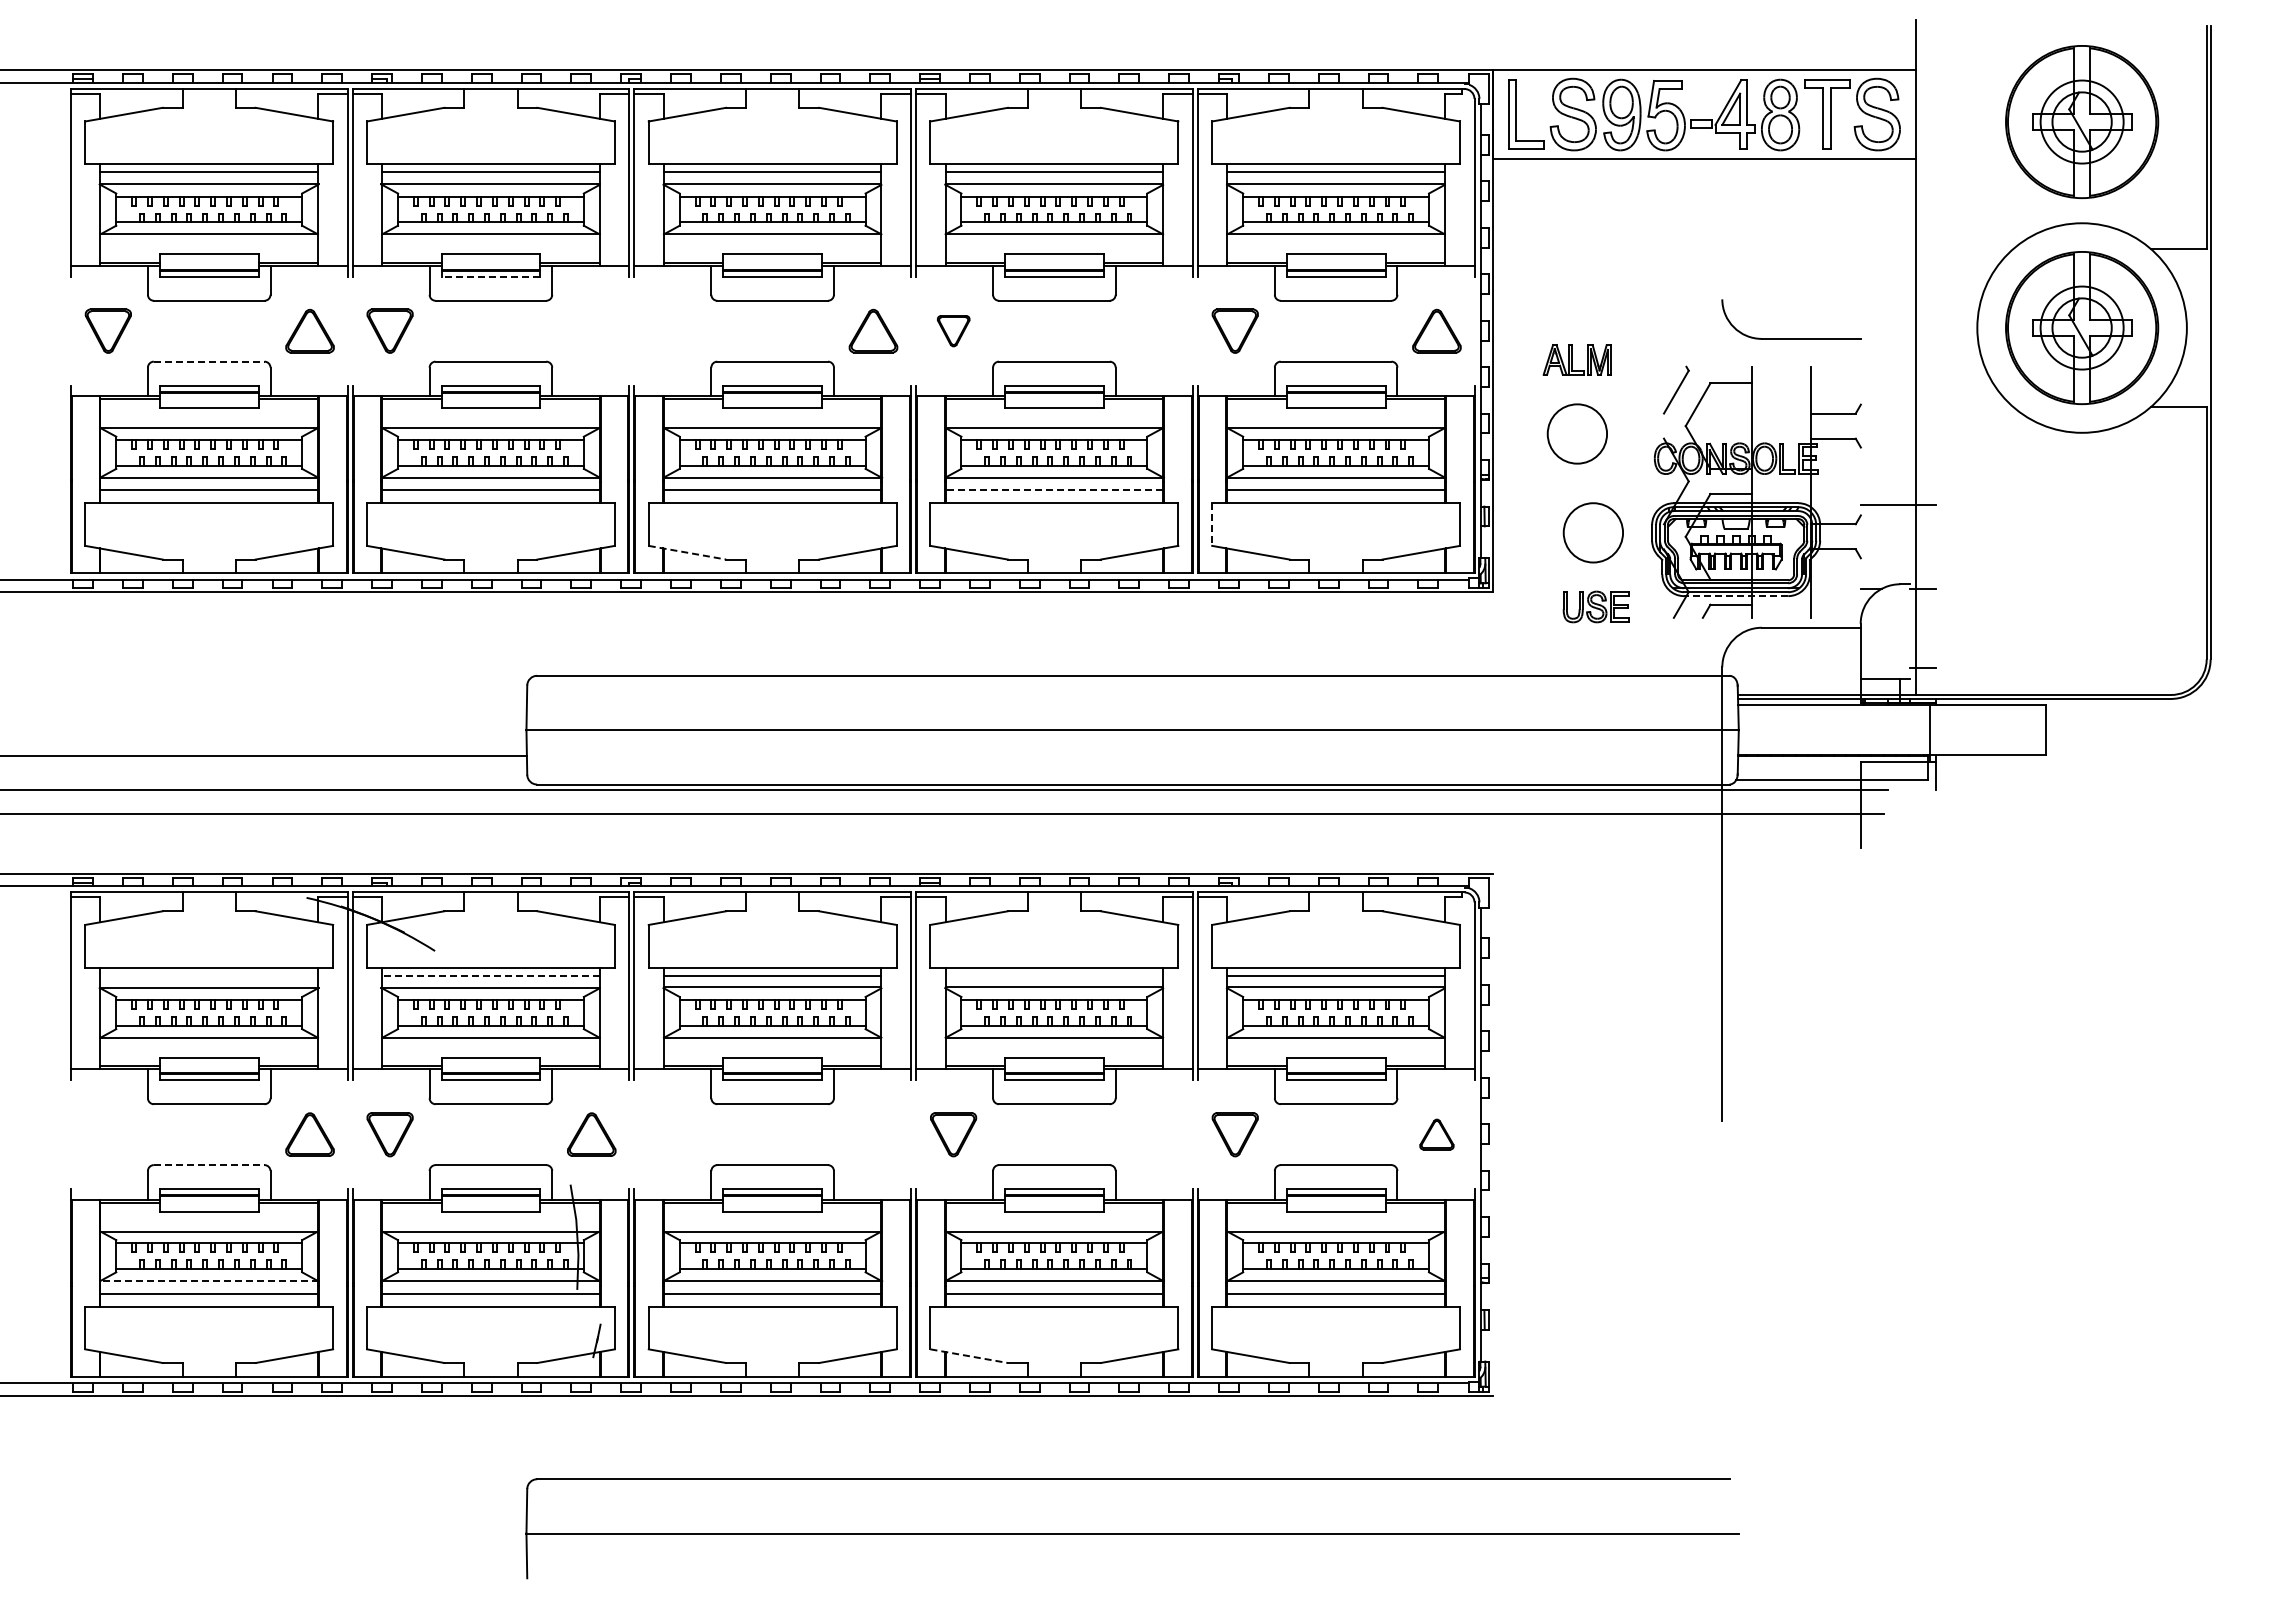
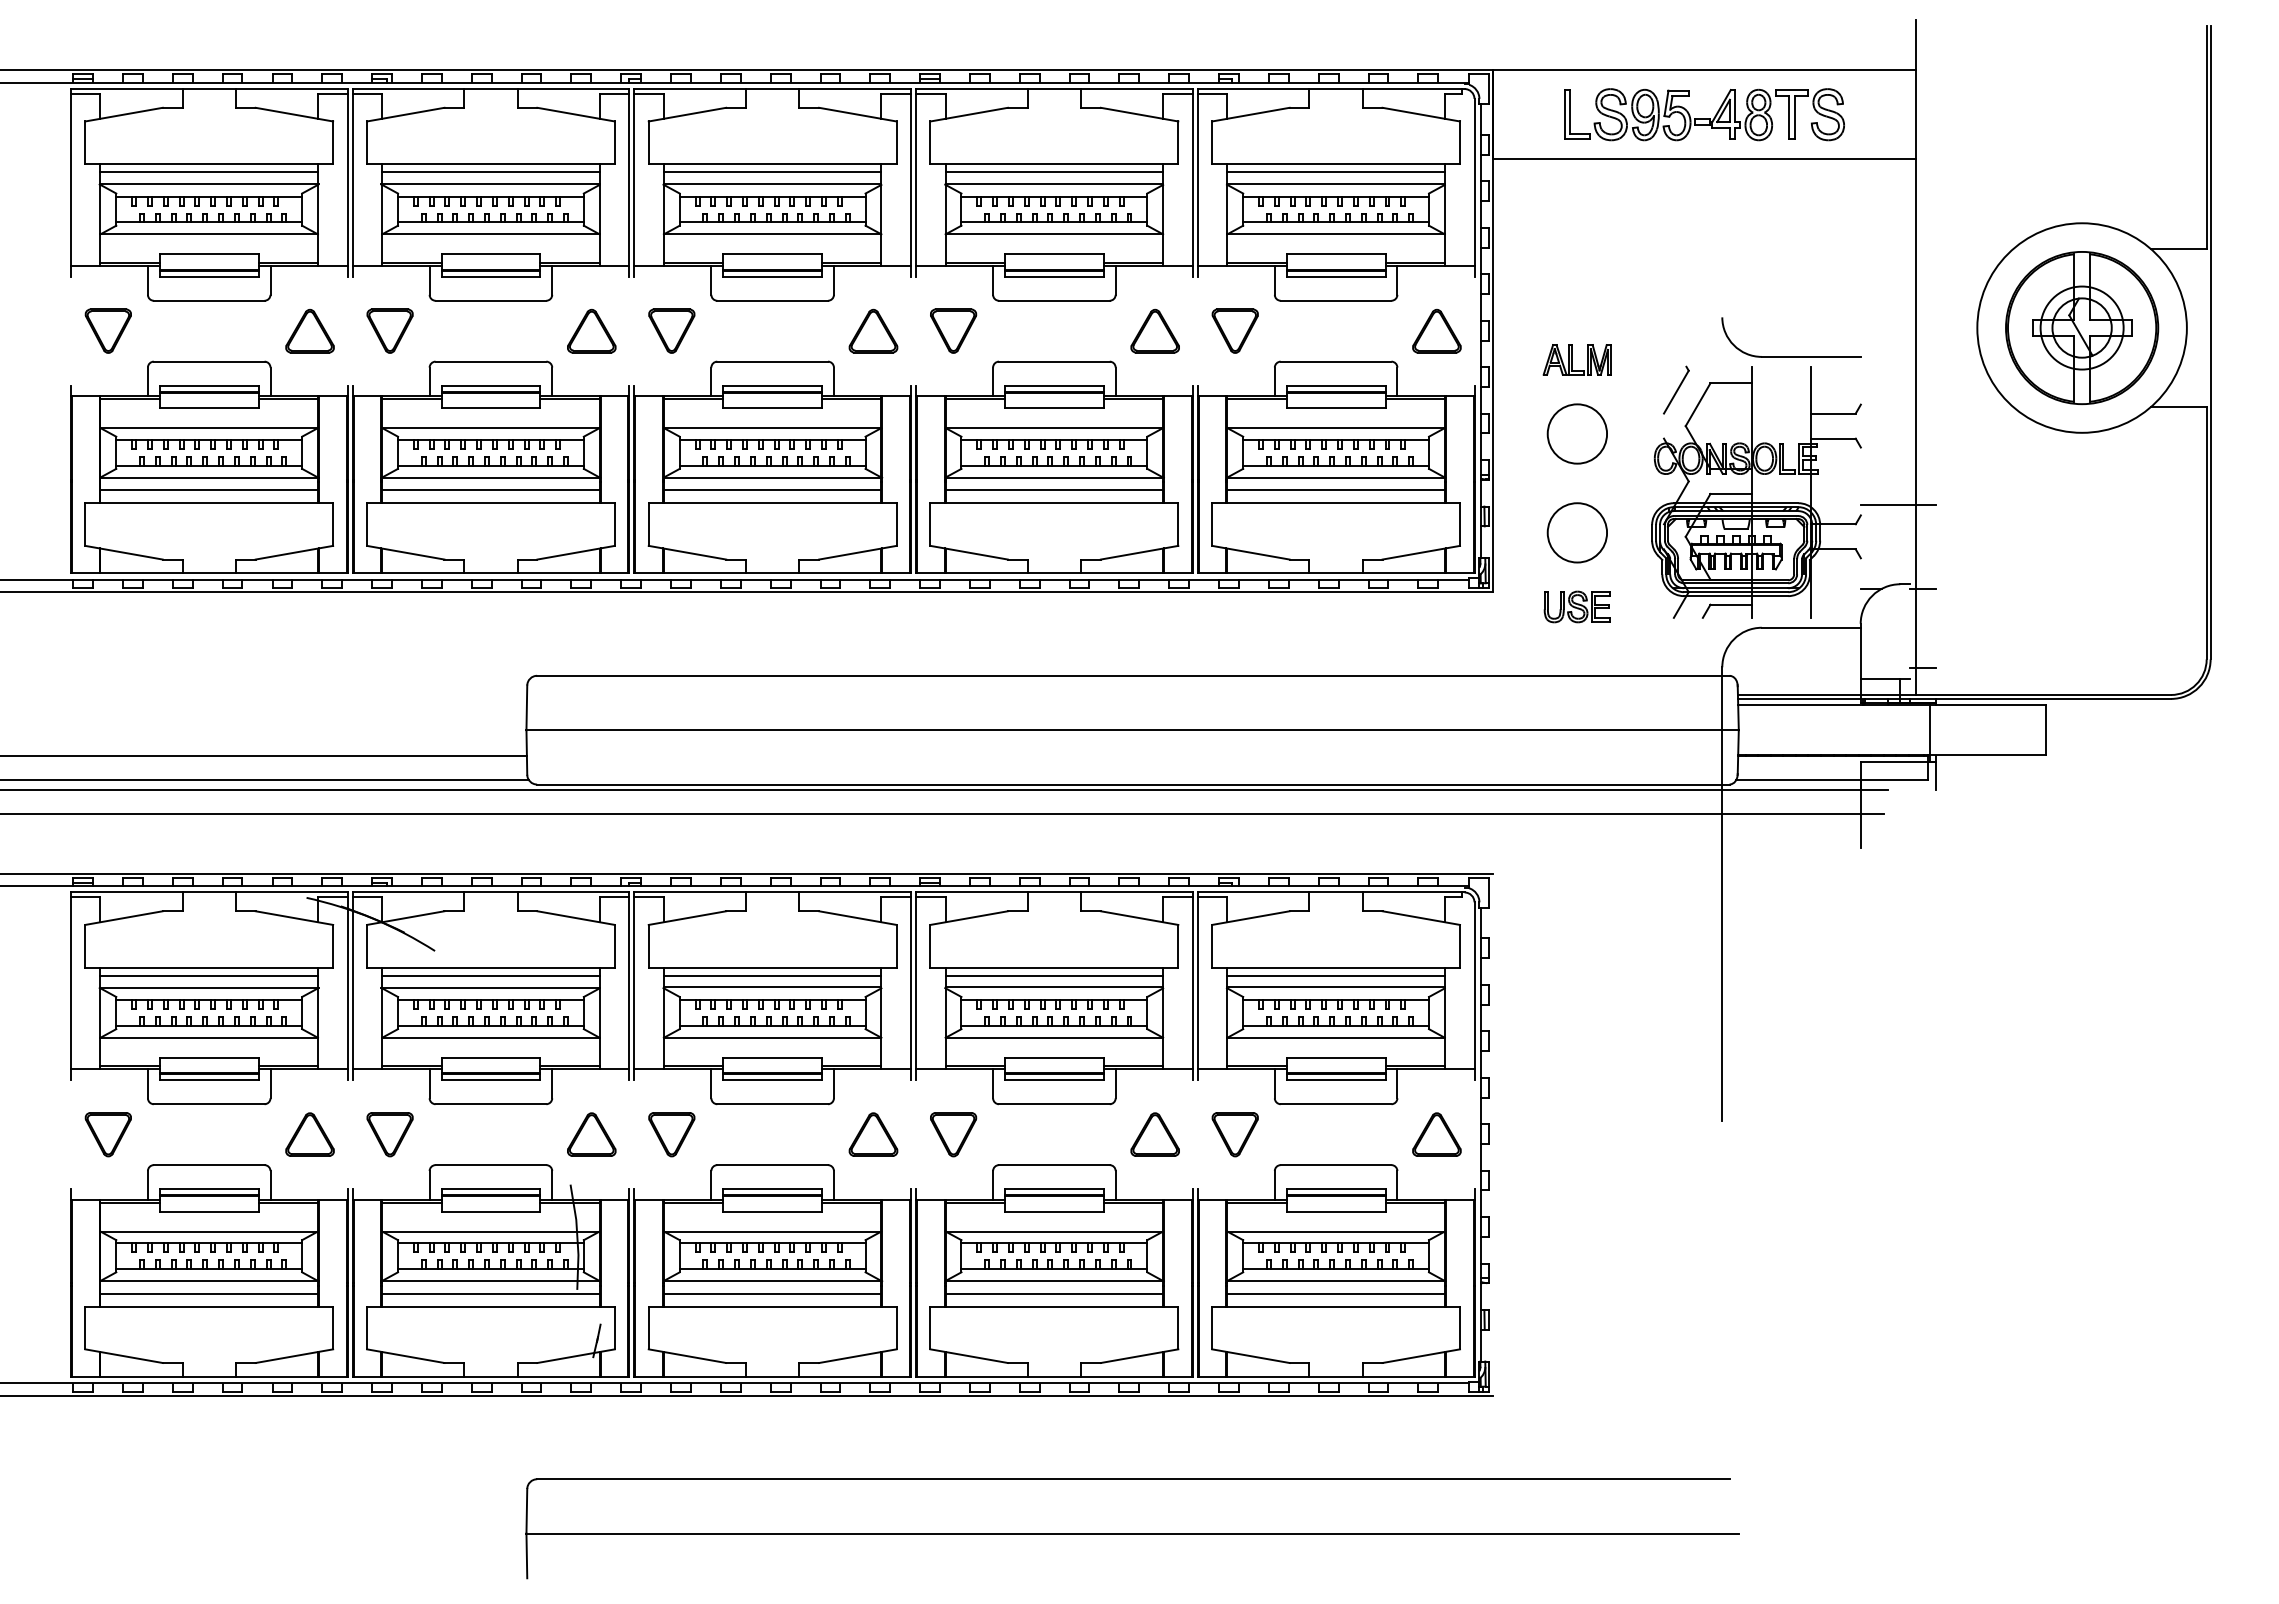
part size: 393x75 px -> 281x54 px (1704, 114)
part: present -> none (2082, 122)
line: dashed -> solid (490, 276)
part: none -> present (591, 330)
part: none -> present (671, 330)
part: none -> present (1154, 330)
part size: 34x33 px -> 48x46 px (953, 330)
part position: (1791, 338) -> (1791, 356) (1791, 356)
line: dashed -> solid (209, 361)
line: dashed -> solid (1054, 490)
line: dashed -> solid (1212, 525)
circle position: (1592, 532) -> (1576, 532) (1576, 532)
line: dashed -> solid (687, 552)
line: dashed -> solid (1735, 596)
part position: (1595, 606) -> (1576, 606) (1576, 606)
line: none -> present (265, 779)
line: none -> present (208, 975)
line: dashed -> solid (490, 975)
line: none -> present (1054, 975)
part: none -> present (107, 1134)
part: none -> present (671, 1134)
part: none -> present (873, 1134)
part: none -> present (1154, 1134)
part size: 36x33 px -> 50x45 px (1436, 1134)
line: dashed -> solid (209, 1165)
line: dashed -> solid (208, 1281)
line: dashed -> solid (969, 1356)
